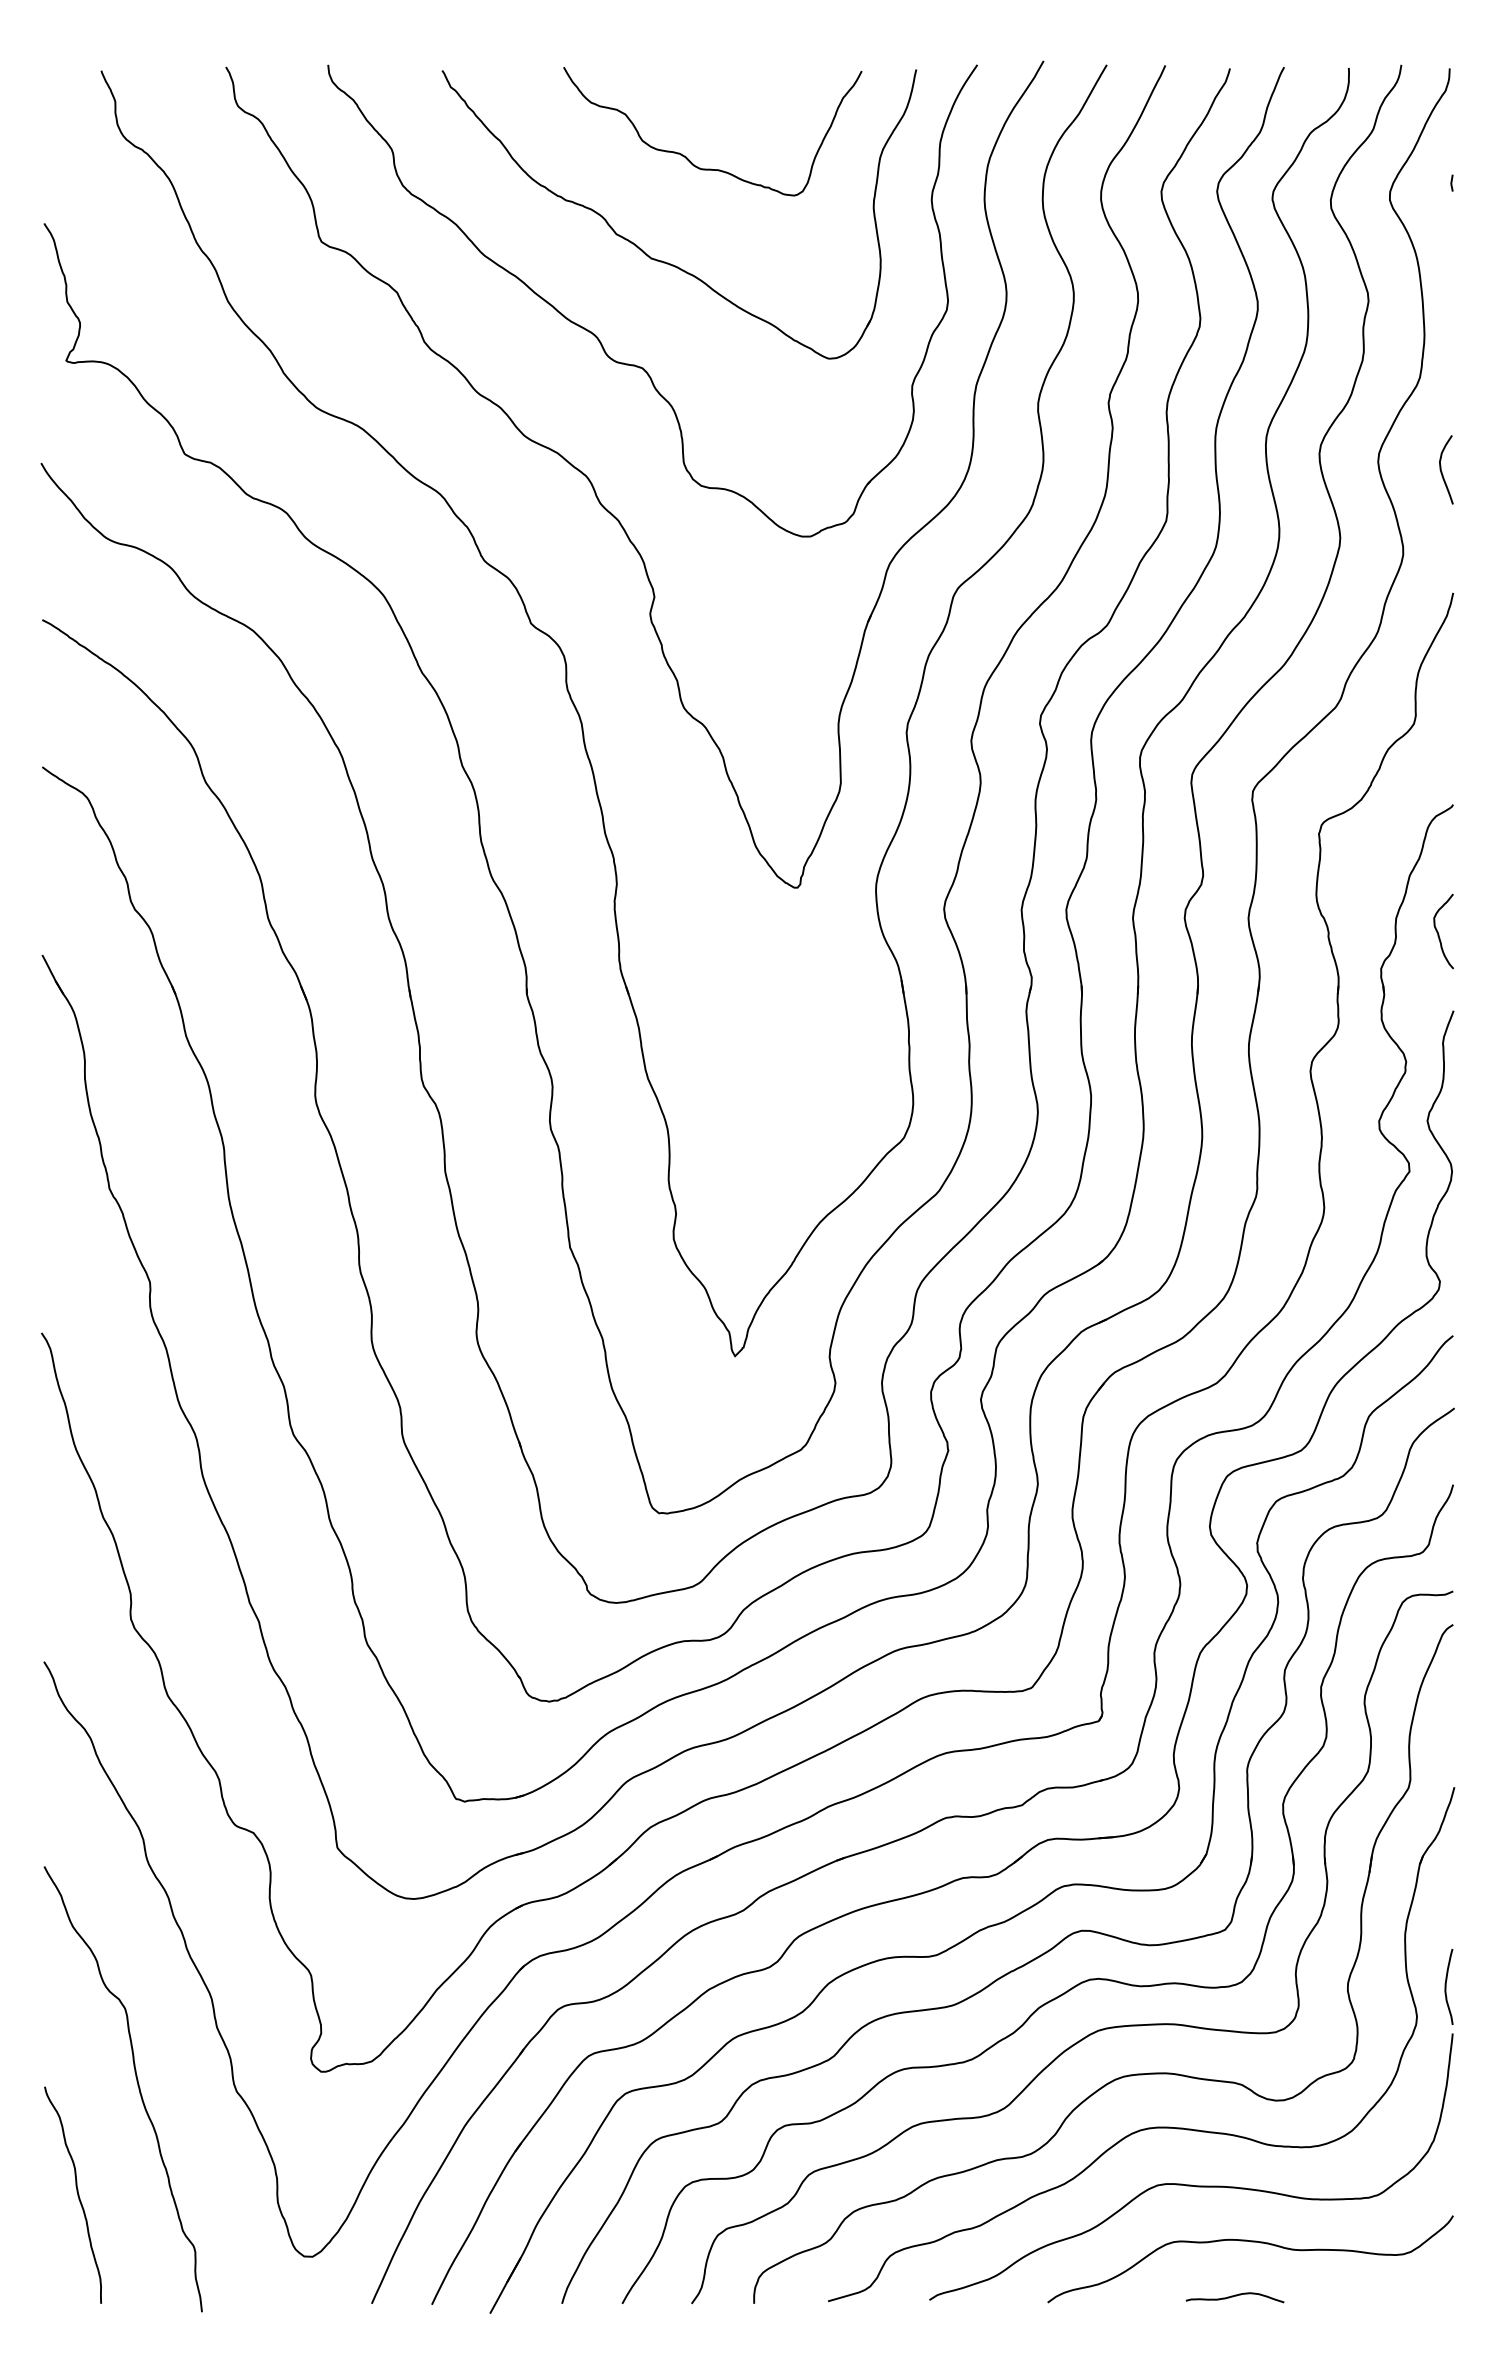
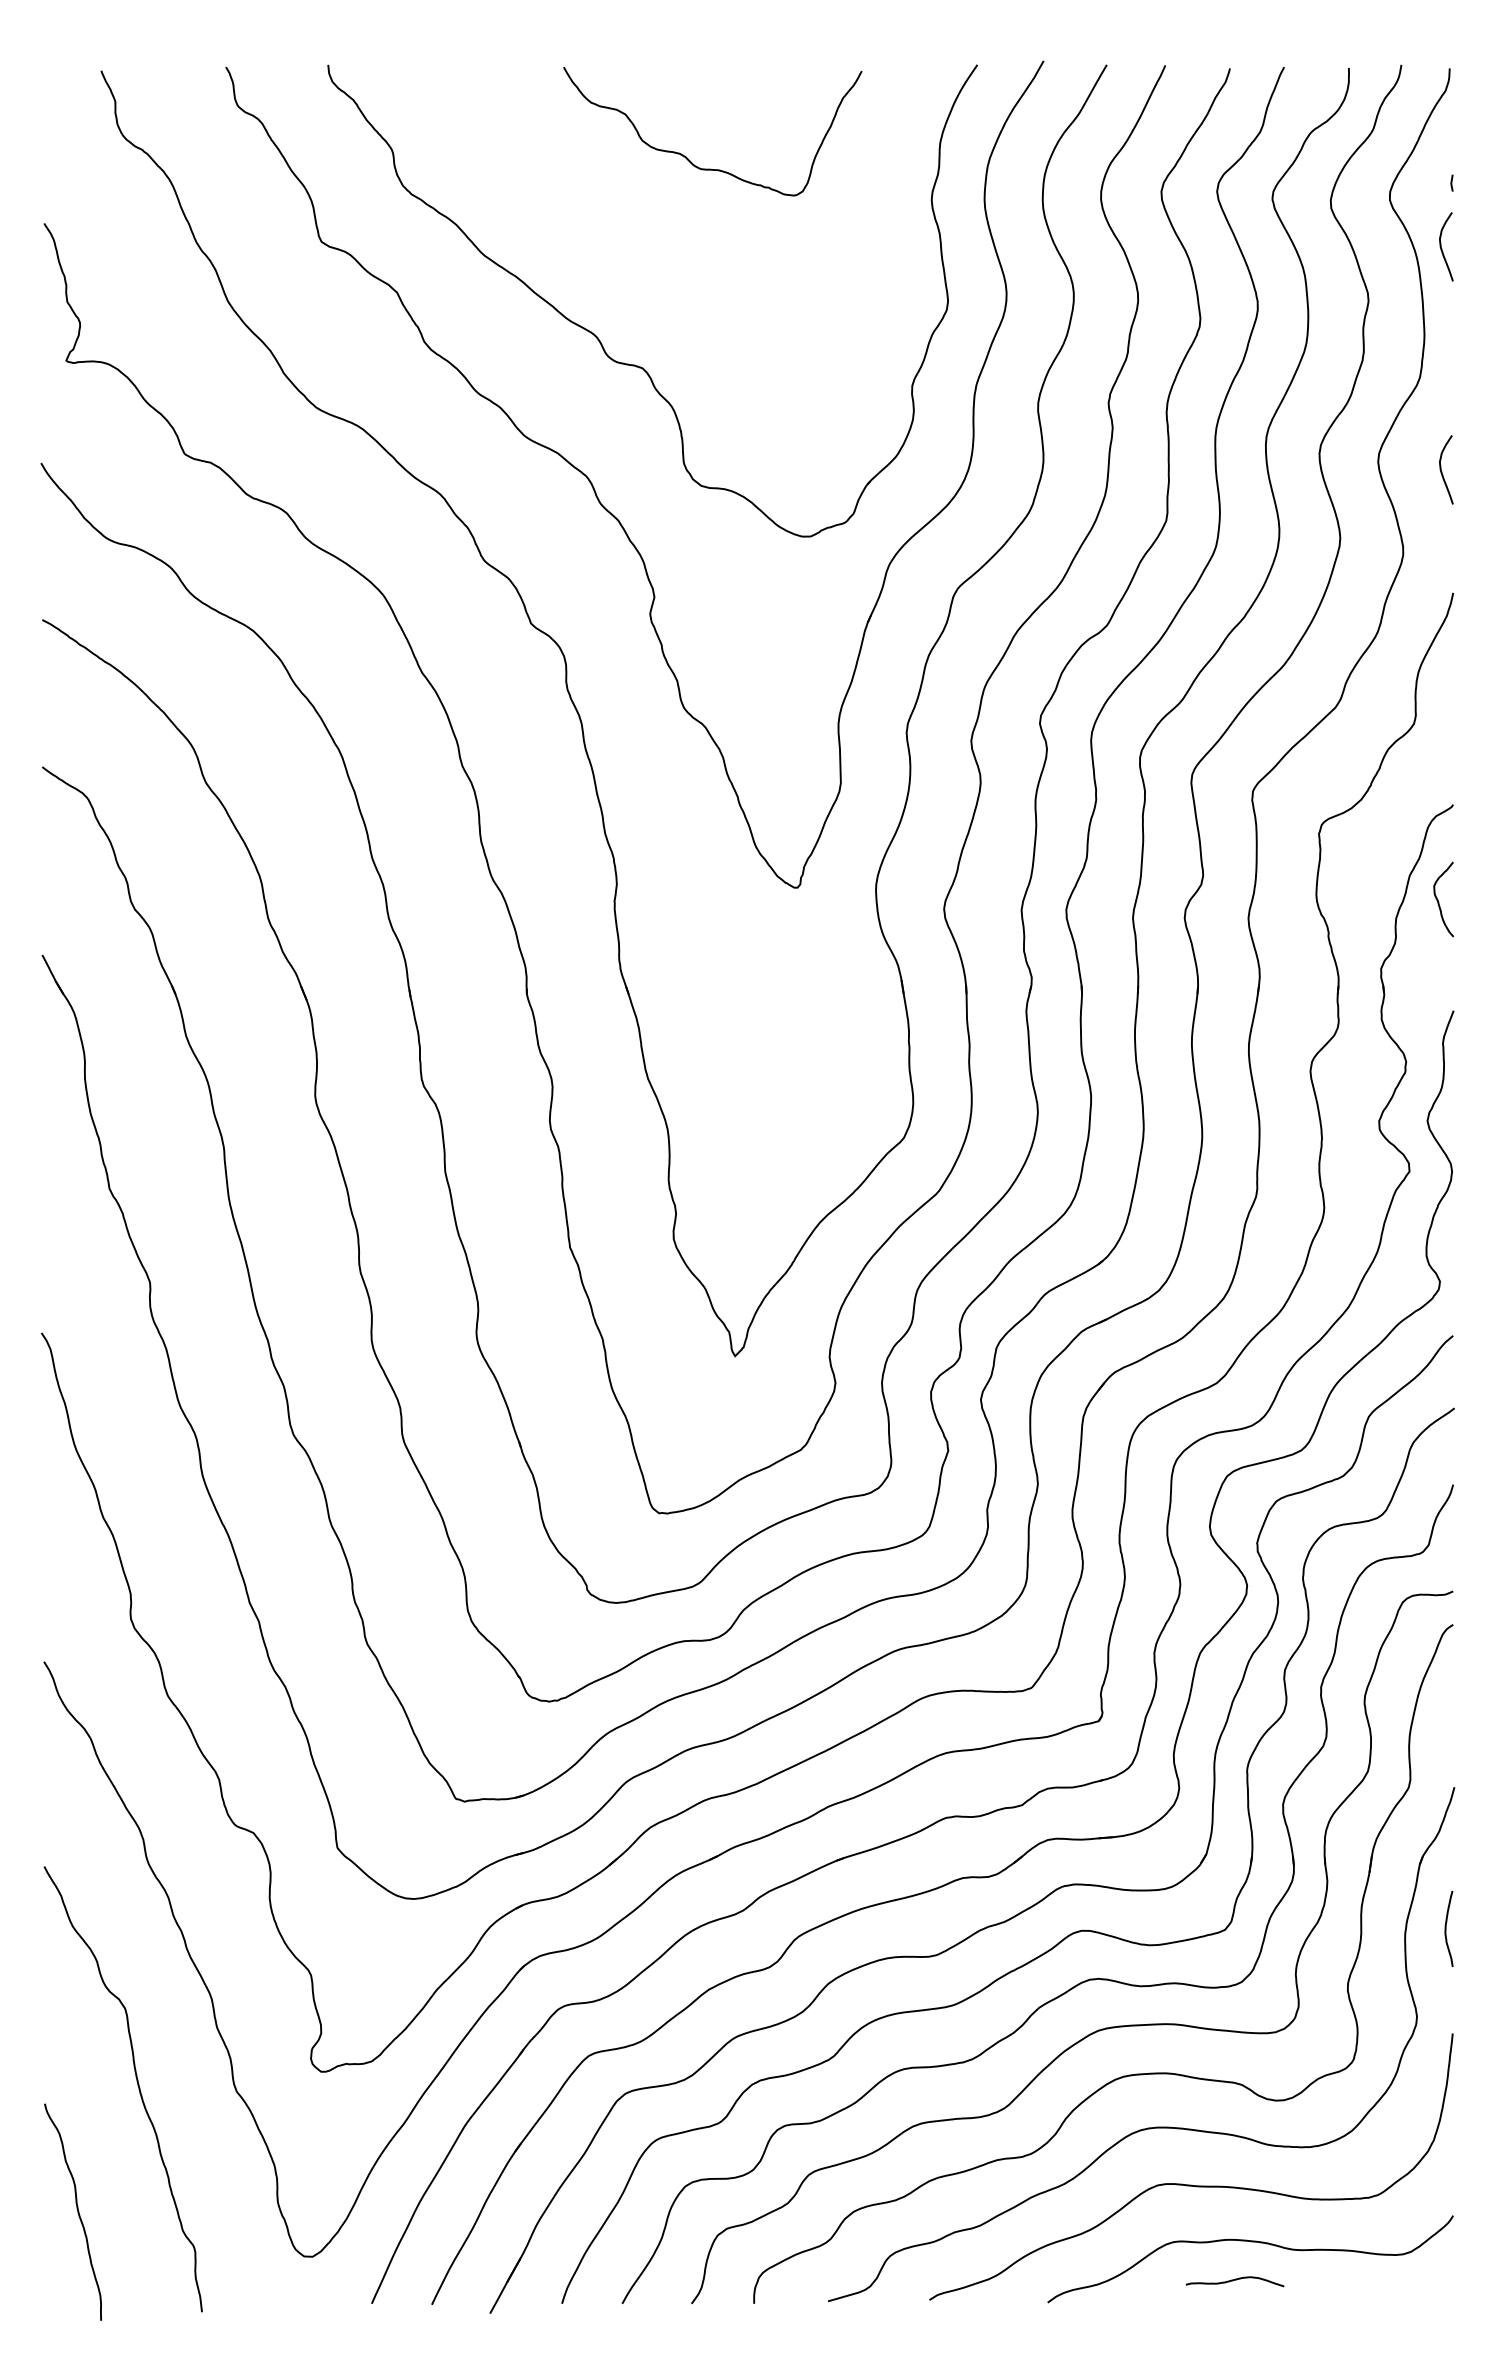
curve: none -> present (1442, 248)
part: present -> none (662, 260)
curve position: (1438, 931) -> (1438, 899) (1438, 899)
curve position: (1446, 1986) -> (1446, 1928) (1446, 1928)
curve position: (76, 2191) -> (76, 2208) (76, 2208)
curve position: (1234, 2296) -> (1234, 2280) (1234, 2280)
